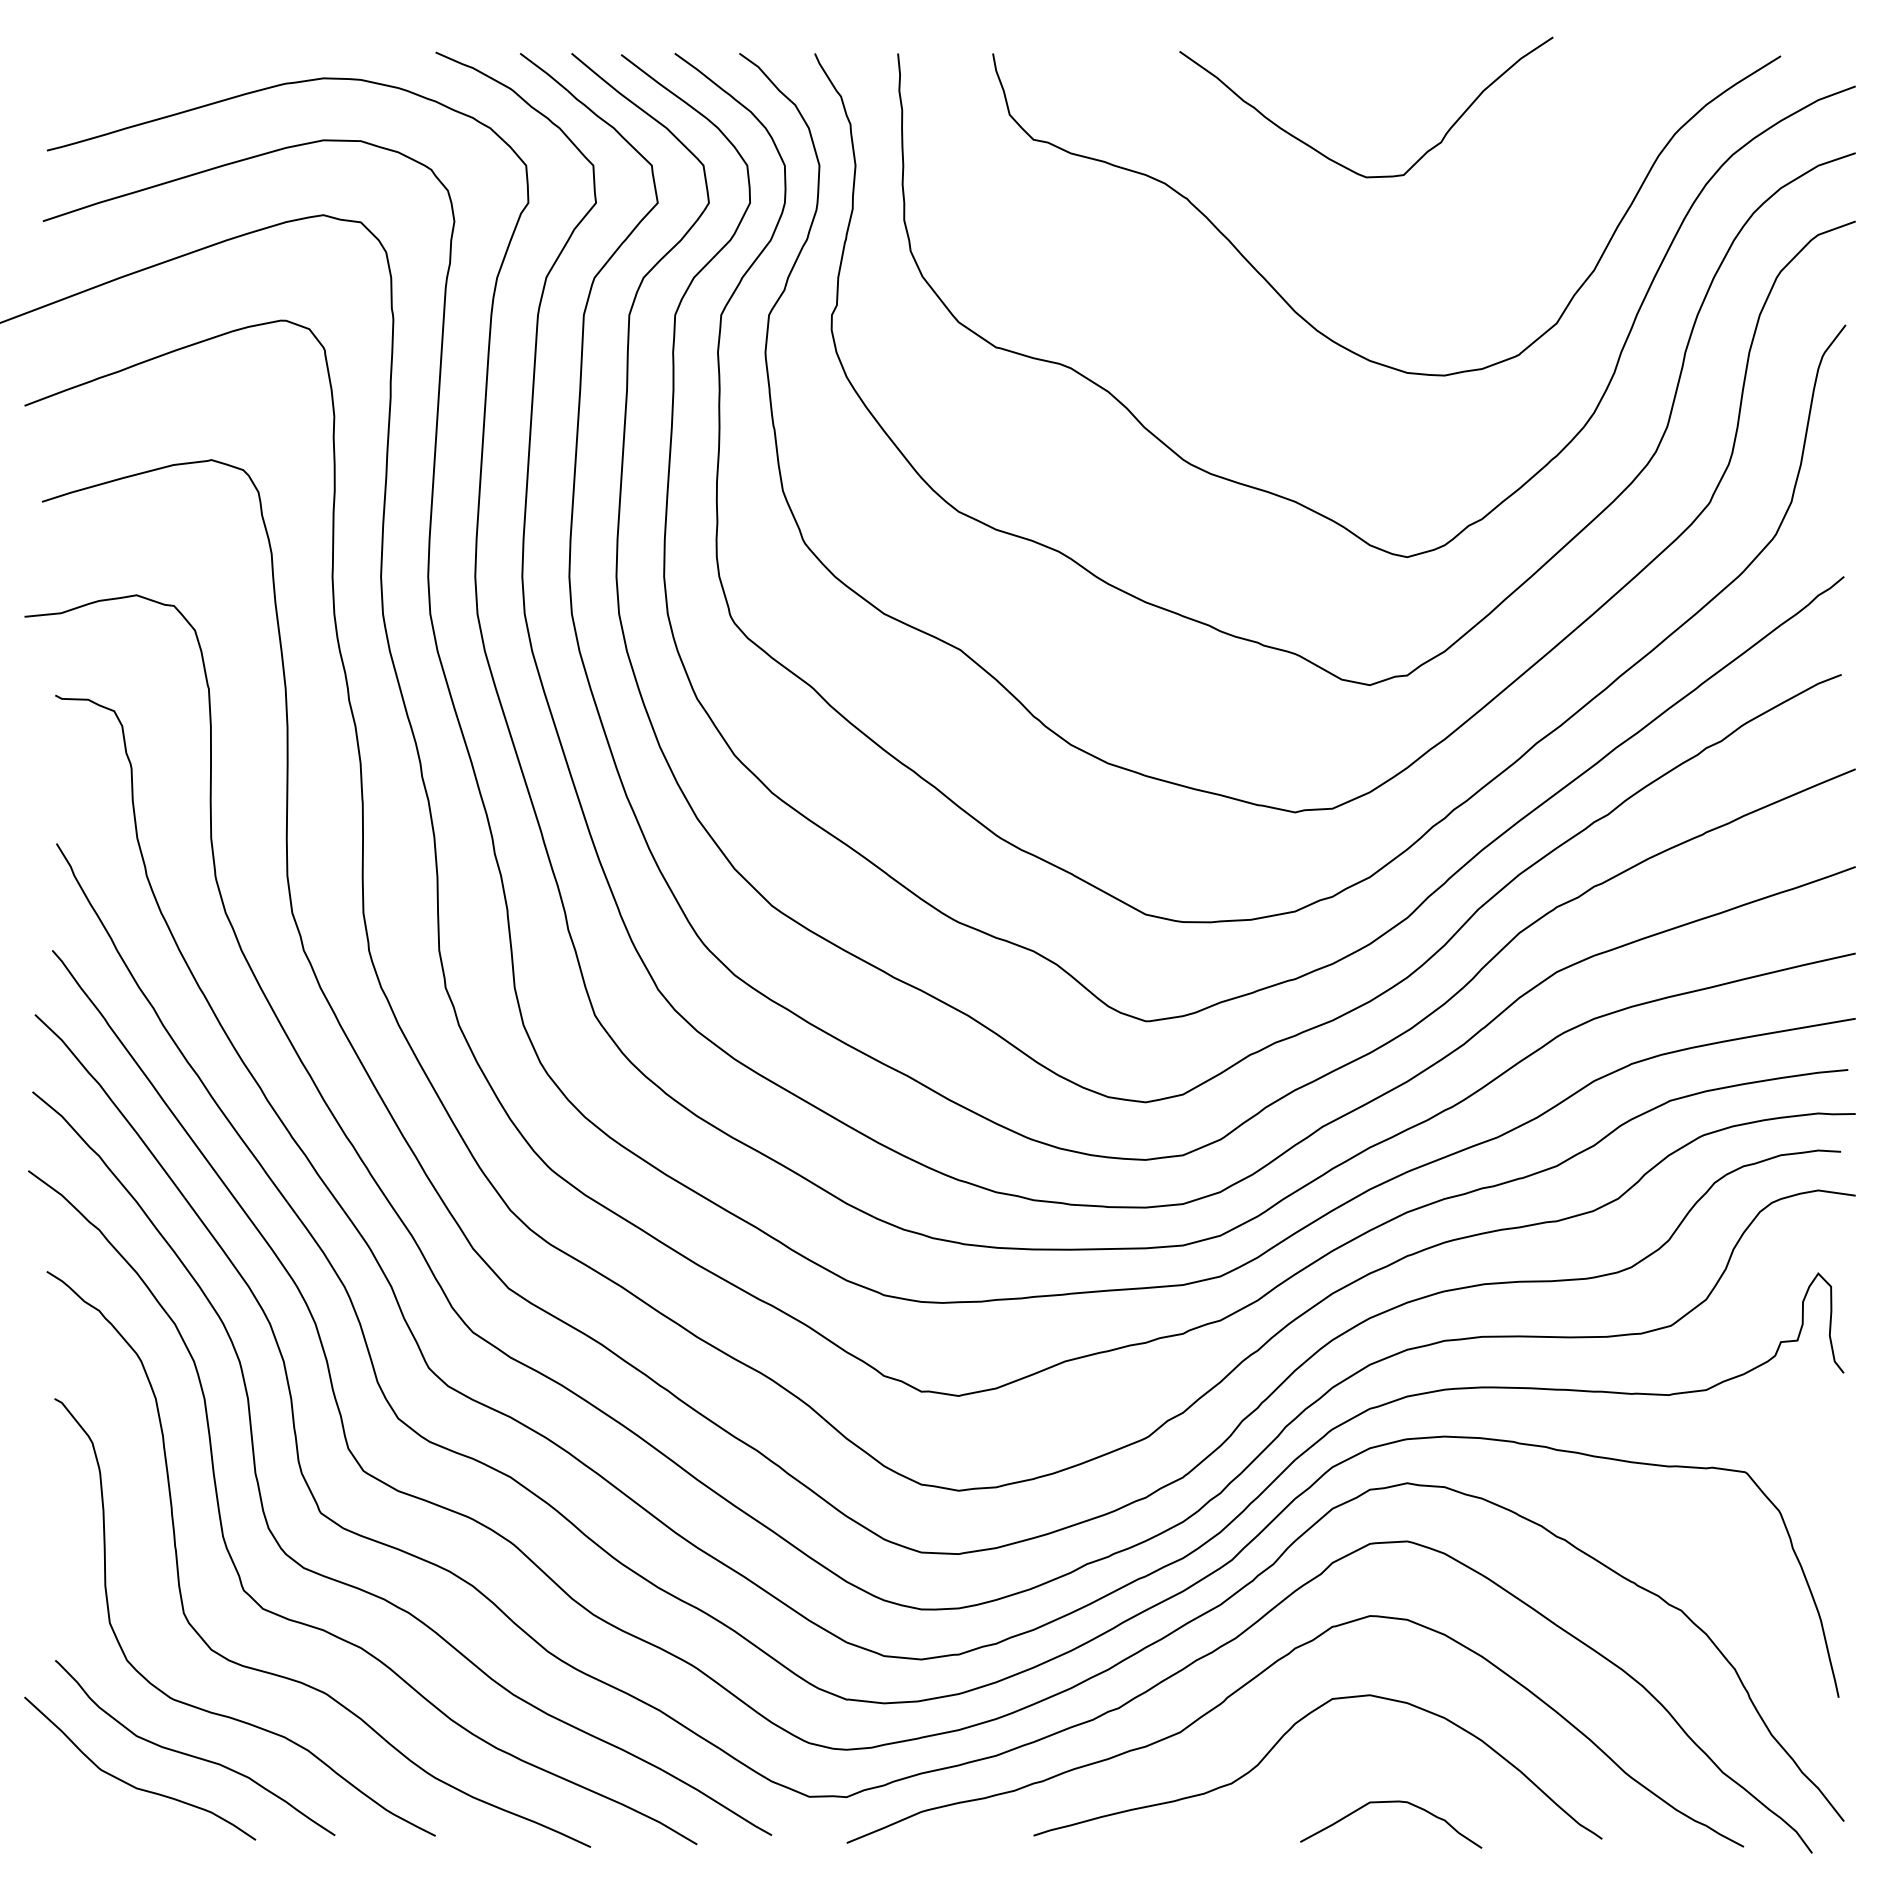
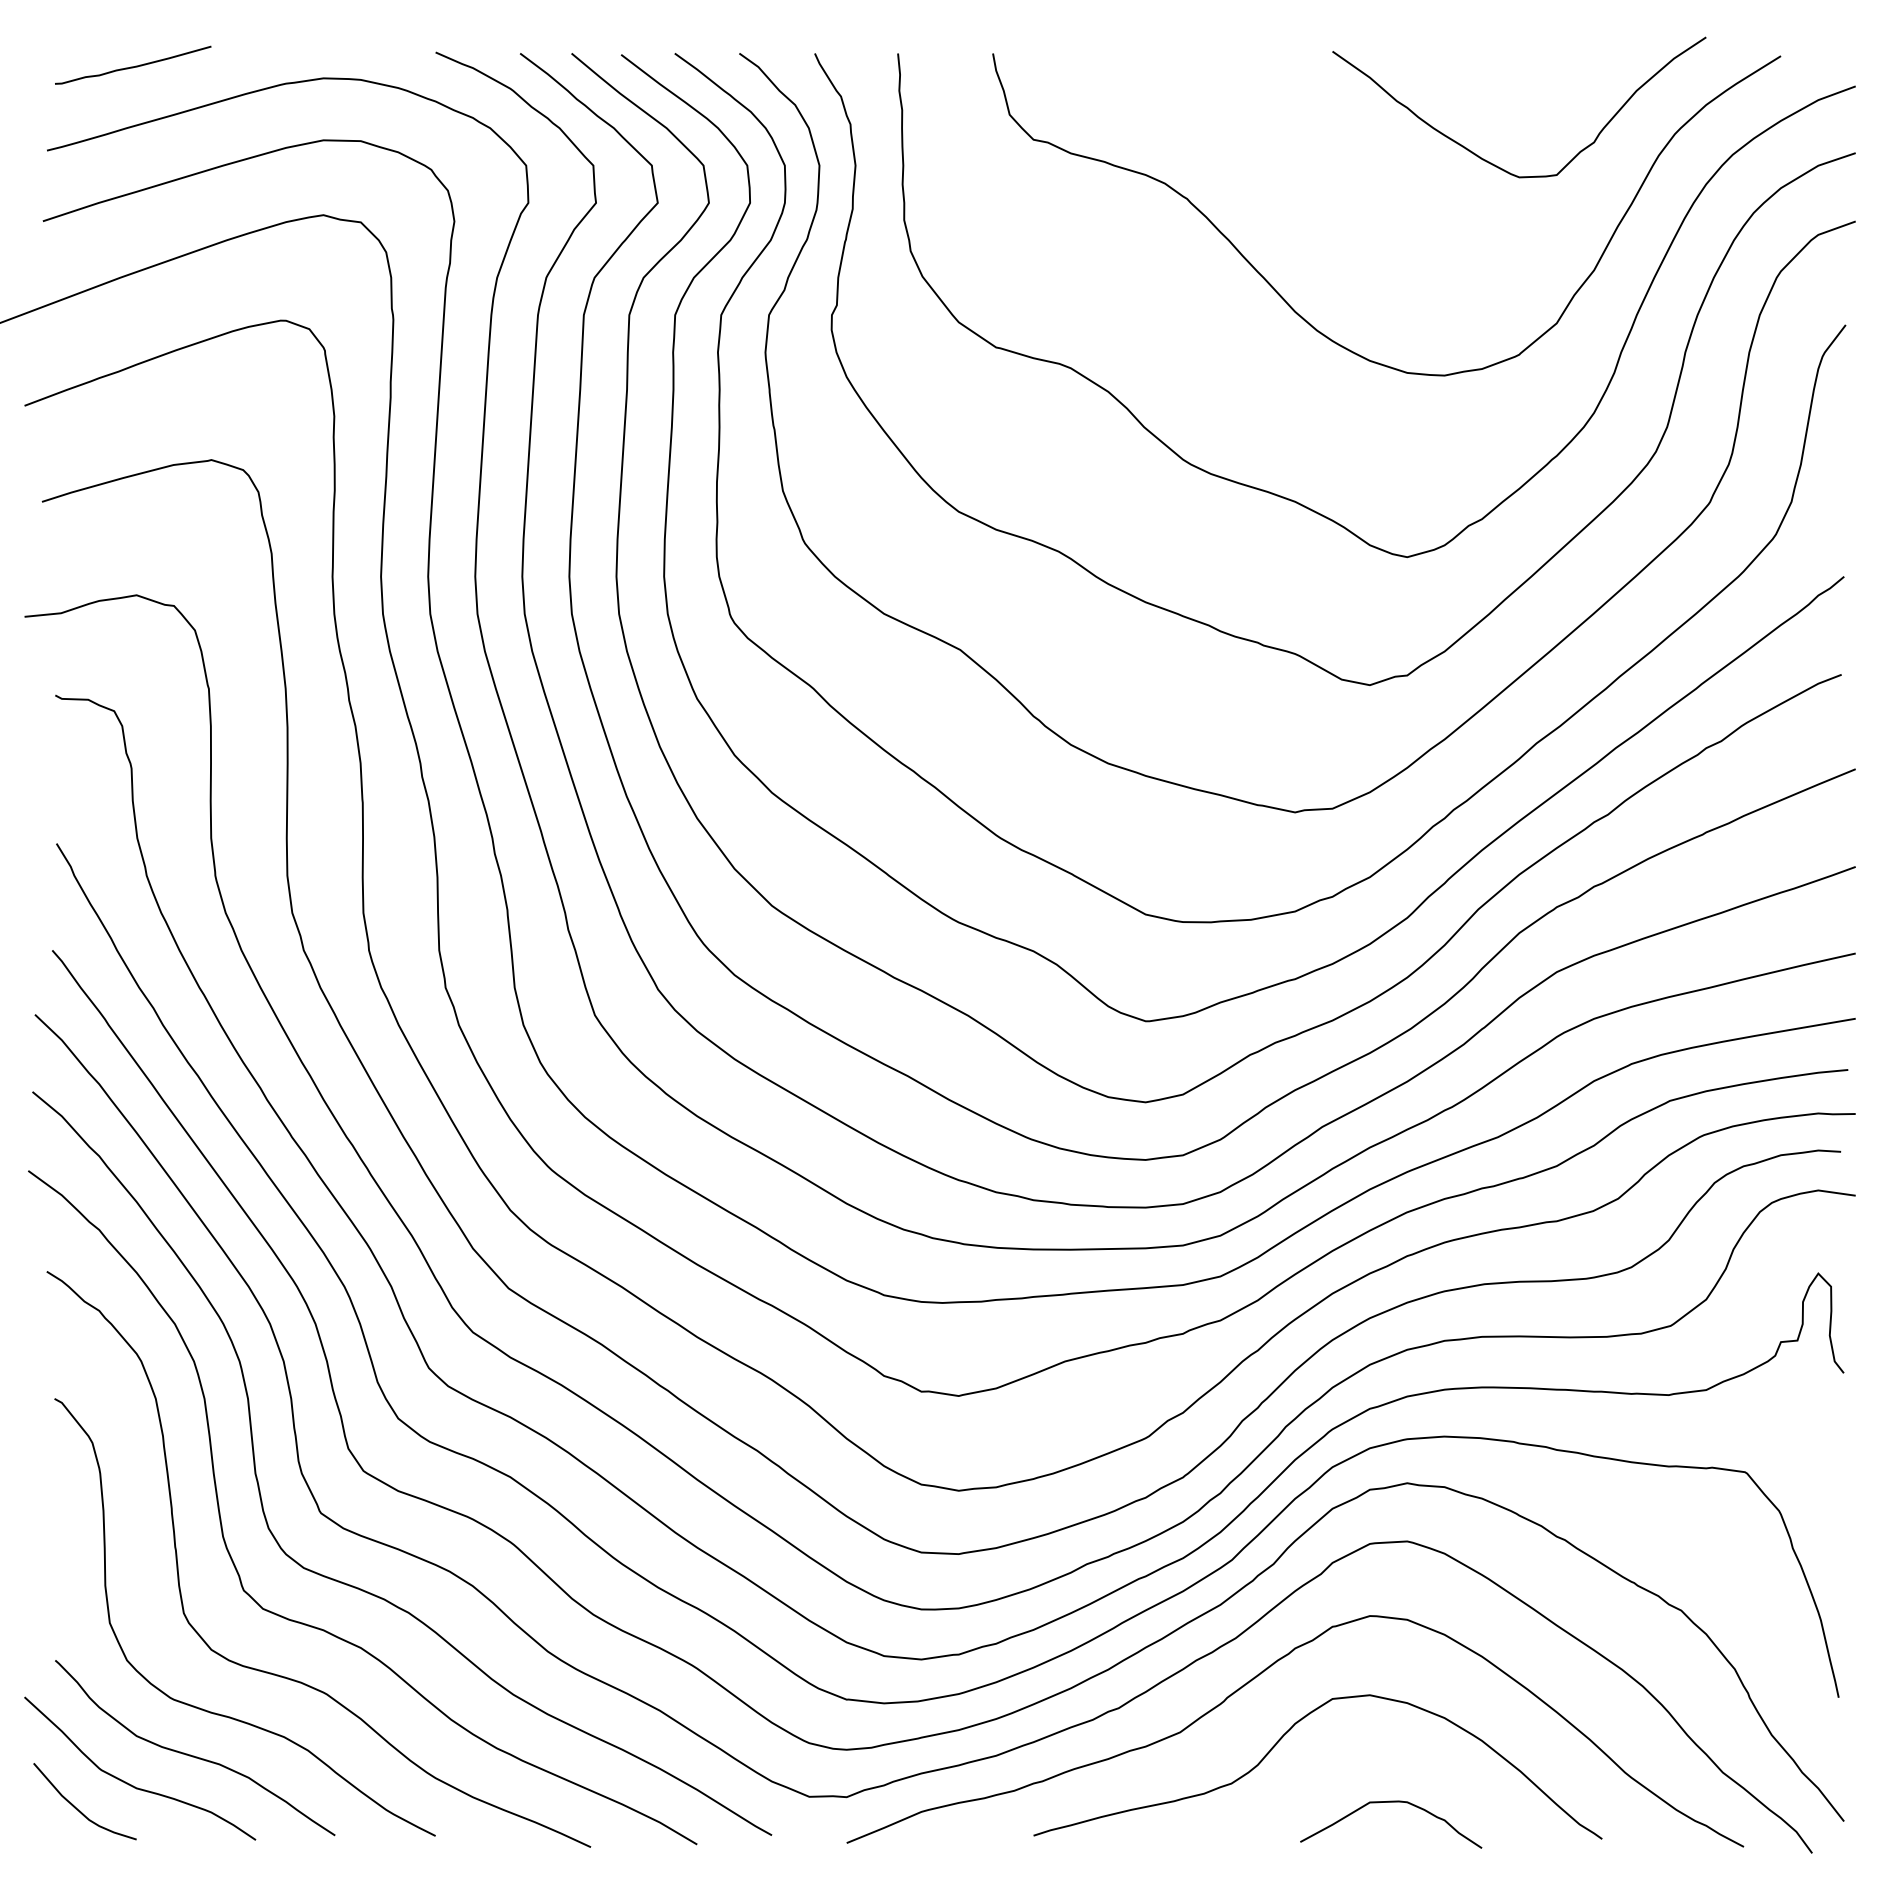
curve: none -> present (133, 66)
curve position: (1338, 162) -> (1491, 162) (1491, 162)
curve: none -> present (80, 1810)
